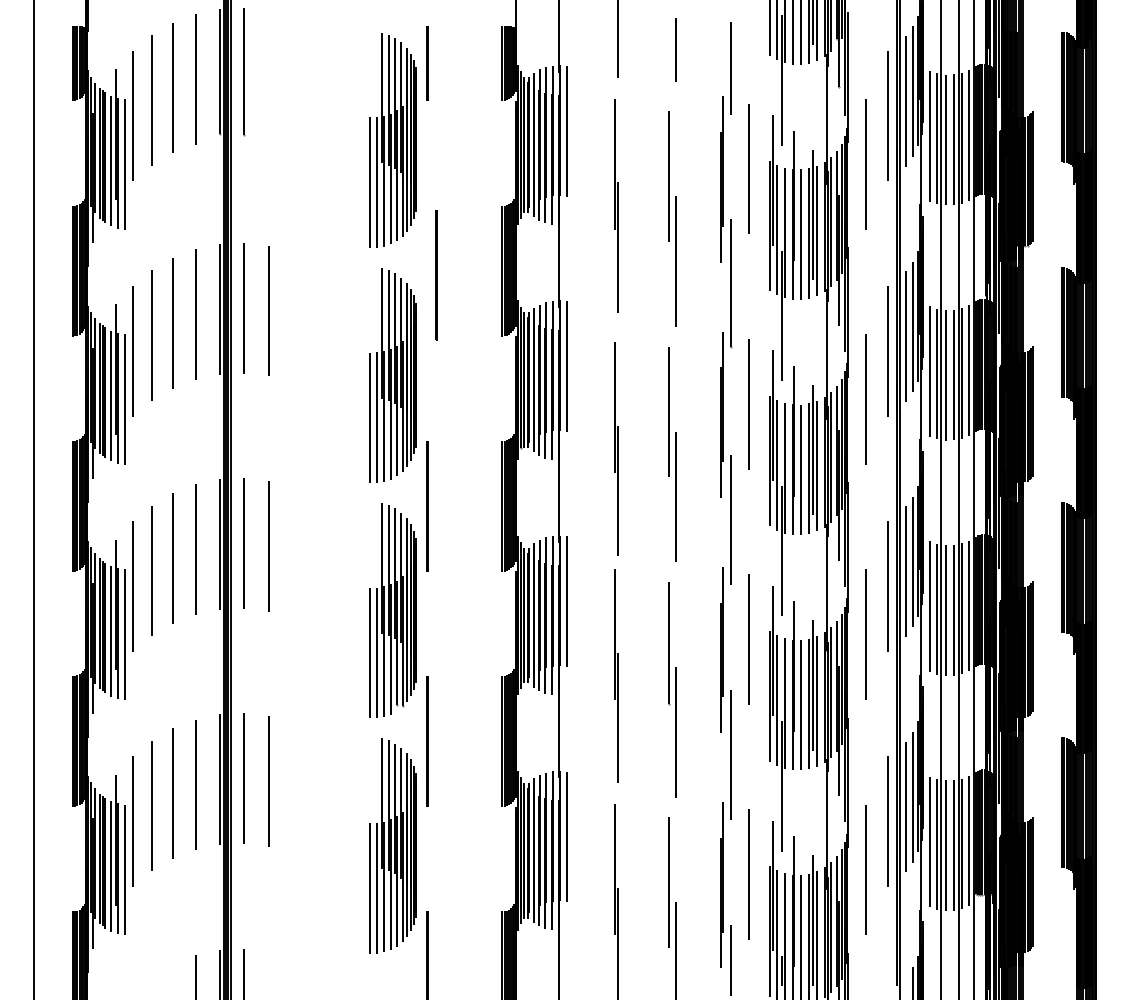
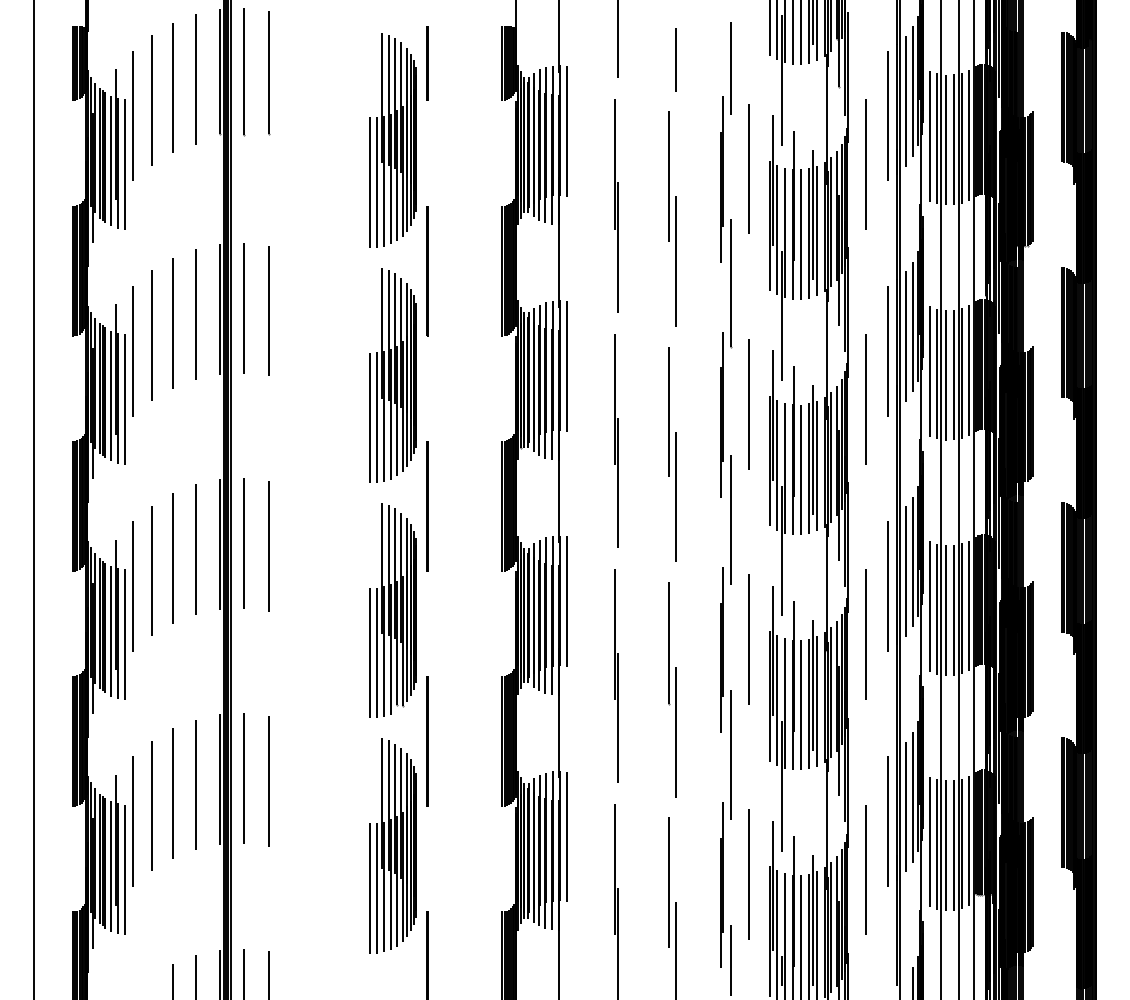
line position: (675, 49) -> (675, 59) (675, 59)
line: none -> present (269, 73)
line position: (436, 275) -> (427, 271) (427, 271)
part position: (616, 448) -> (616, 440) (616, 440)
line: none -> present (268, 973)
line: none -> present (172, 979)
